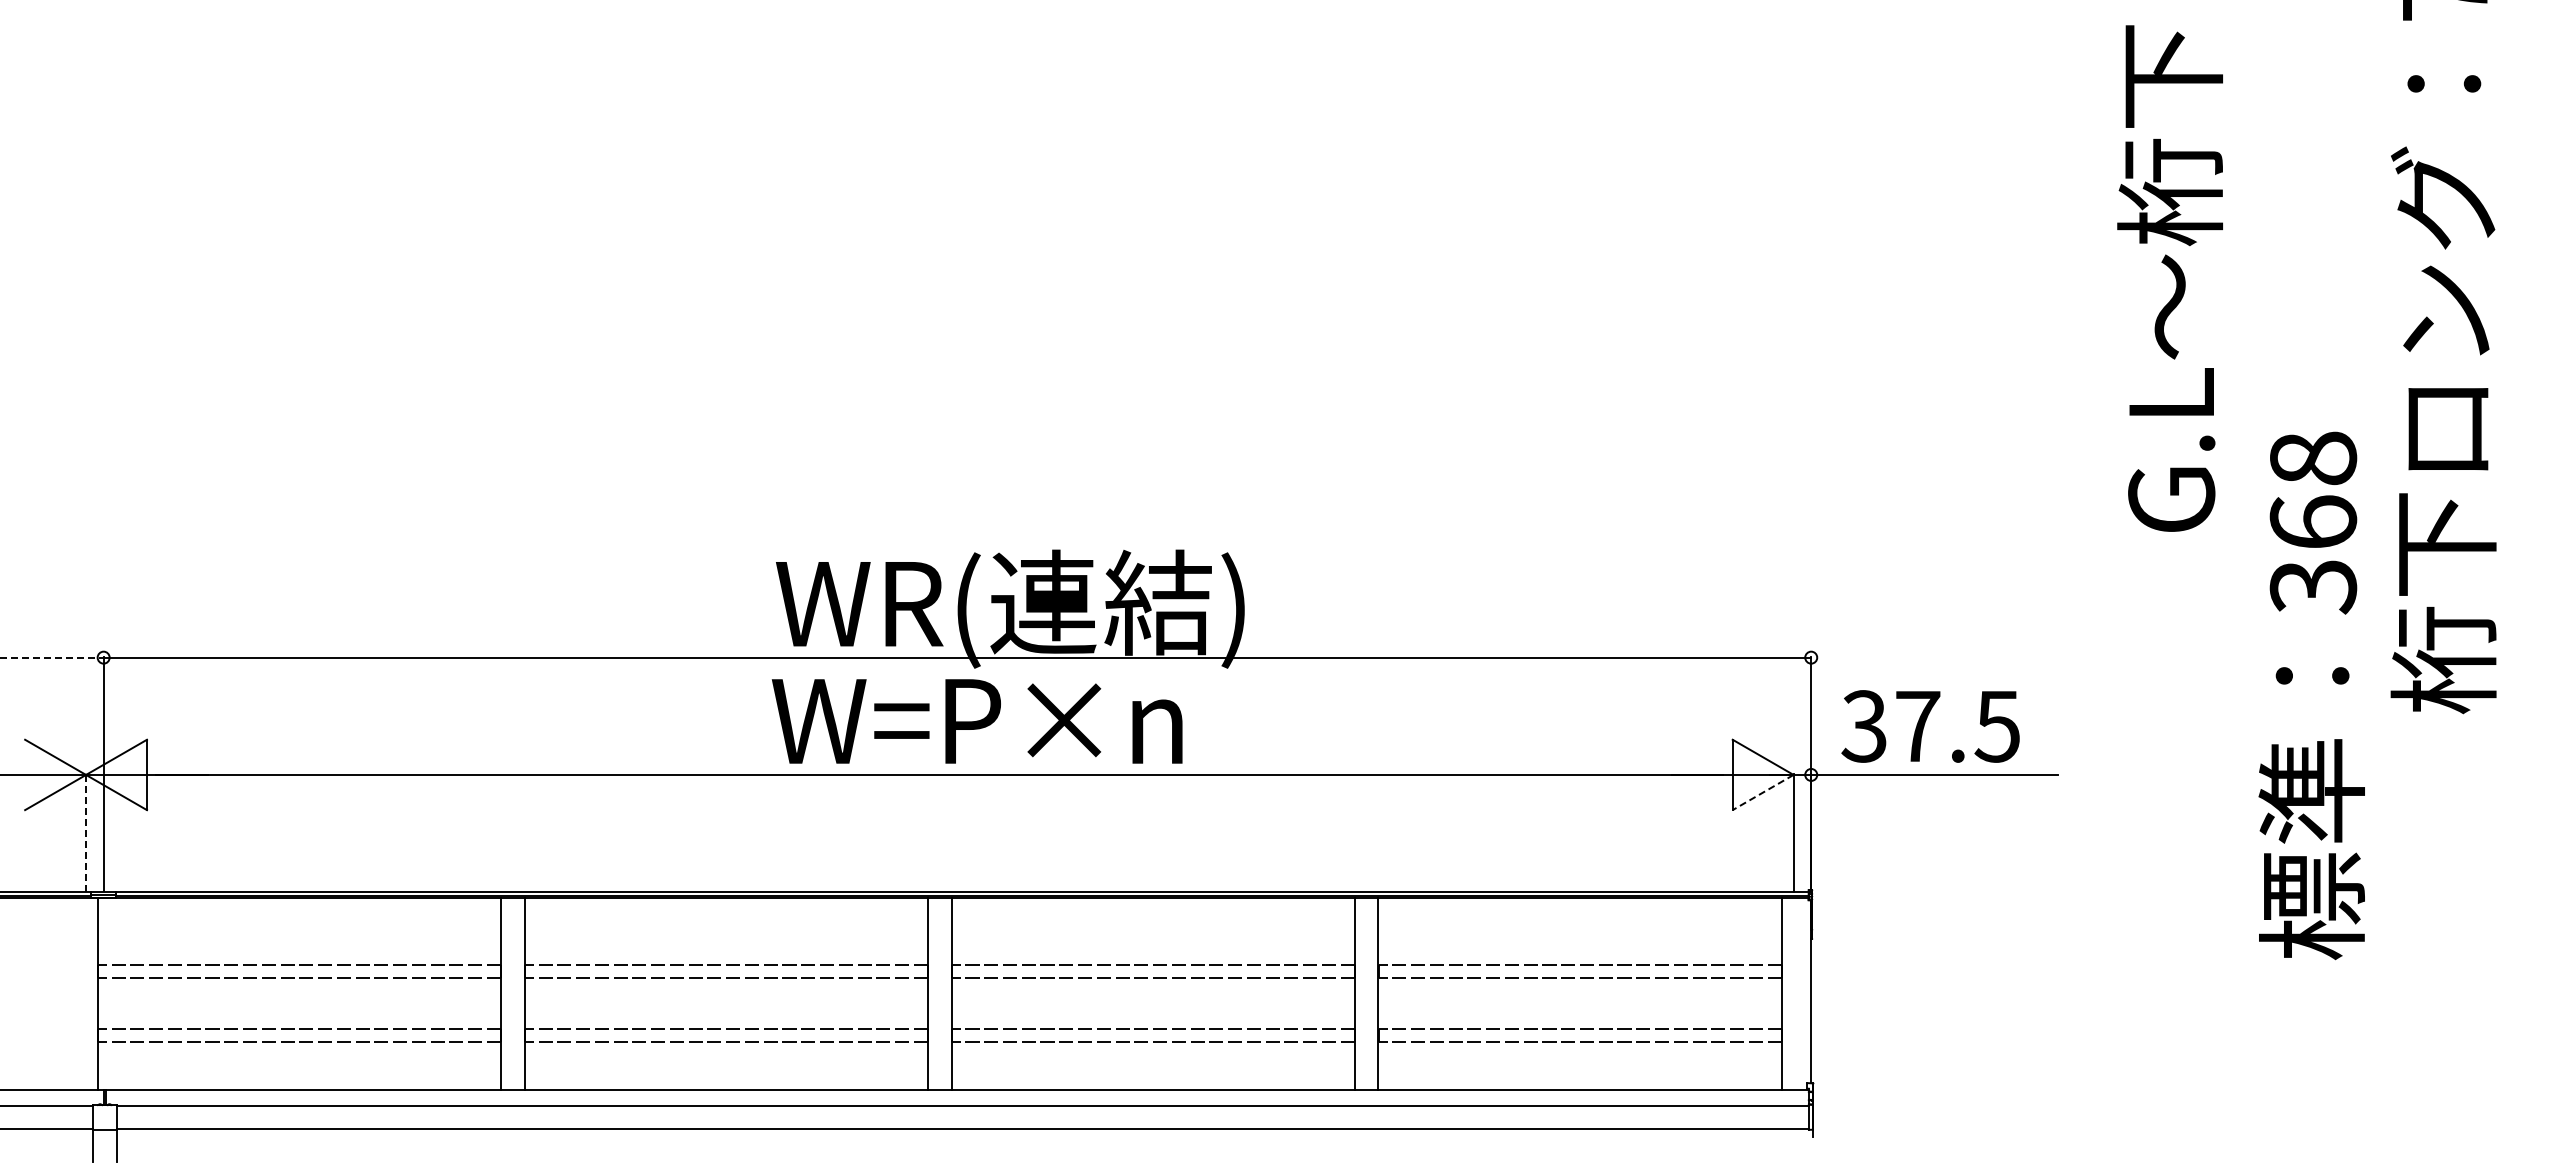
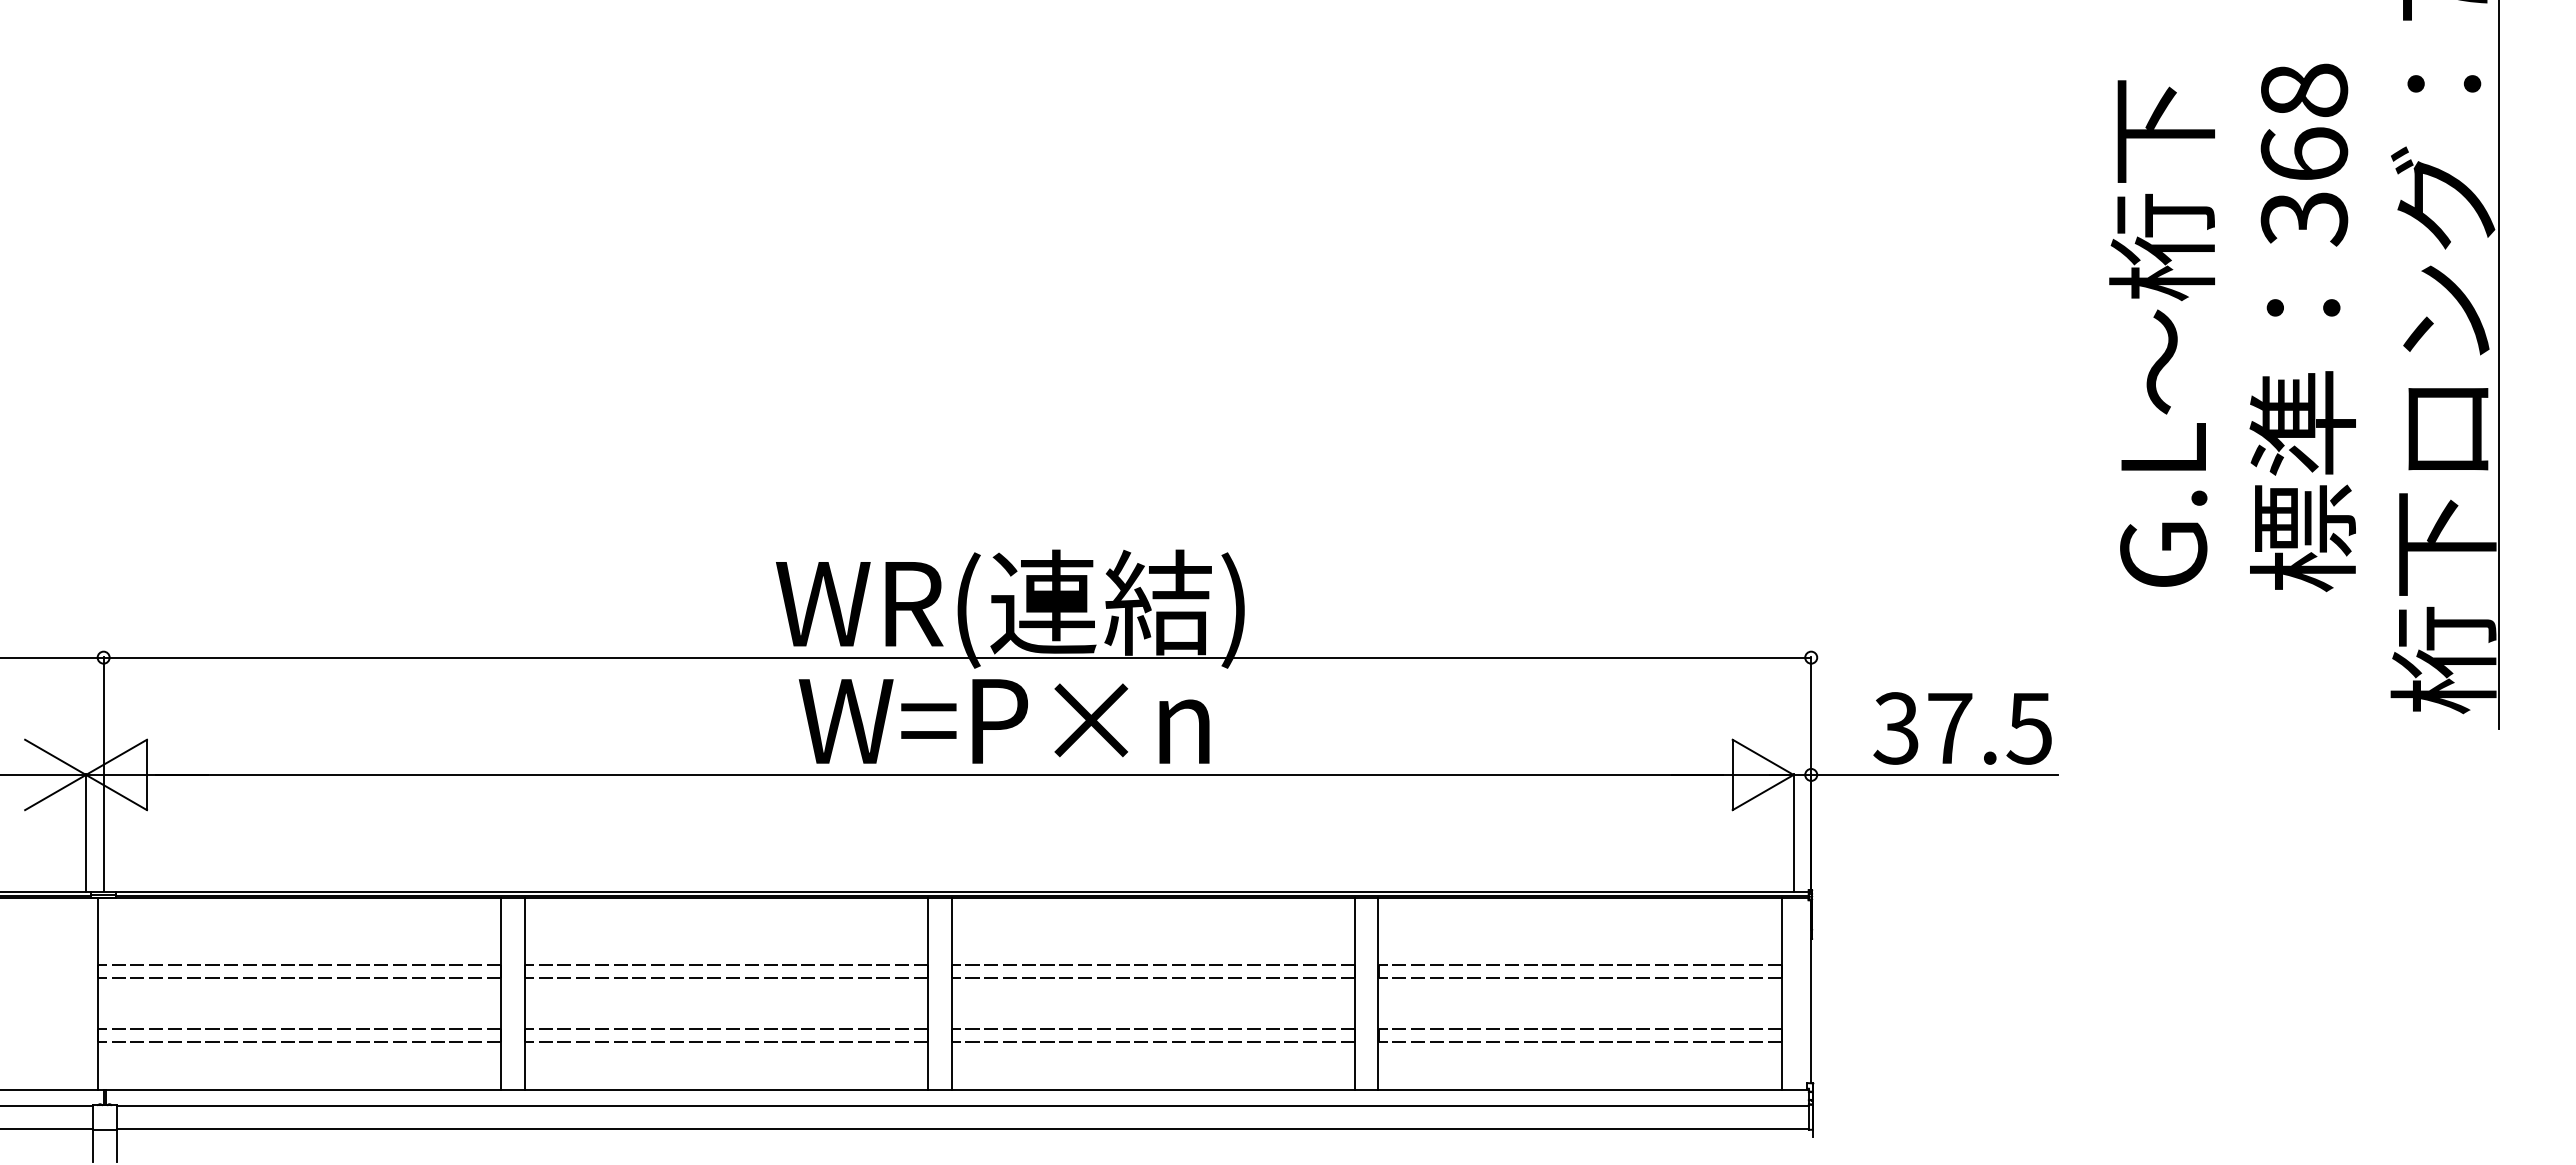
text position: (2169, 278) -> (2161, 333) (2161, 333)
line: none -> present (2498, 365)
line: dashed -> solid (52, 657)
text position: (2311, 695) -> (2302, 327) (2302, 327)
text position: (976, 721) -> (1003, 721) (1003, 721)
text position: (1930, 726) -> (1962, 728) (1962, 728)
line: dashed -> solid (1762, 792)
line: dashed -> solid (86, 833)
